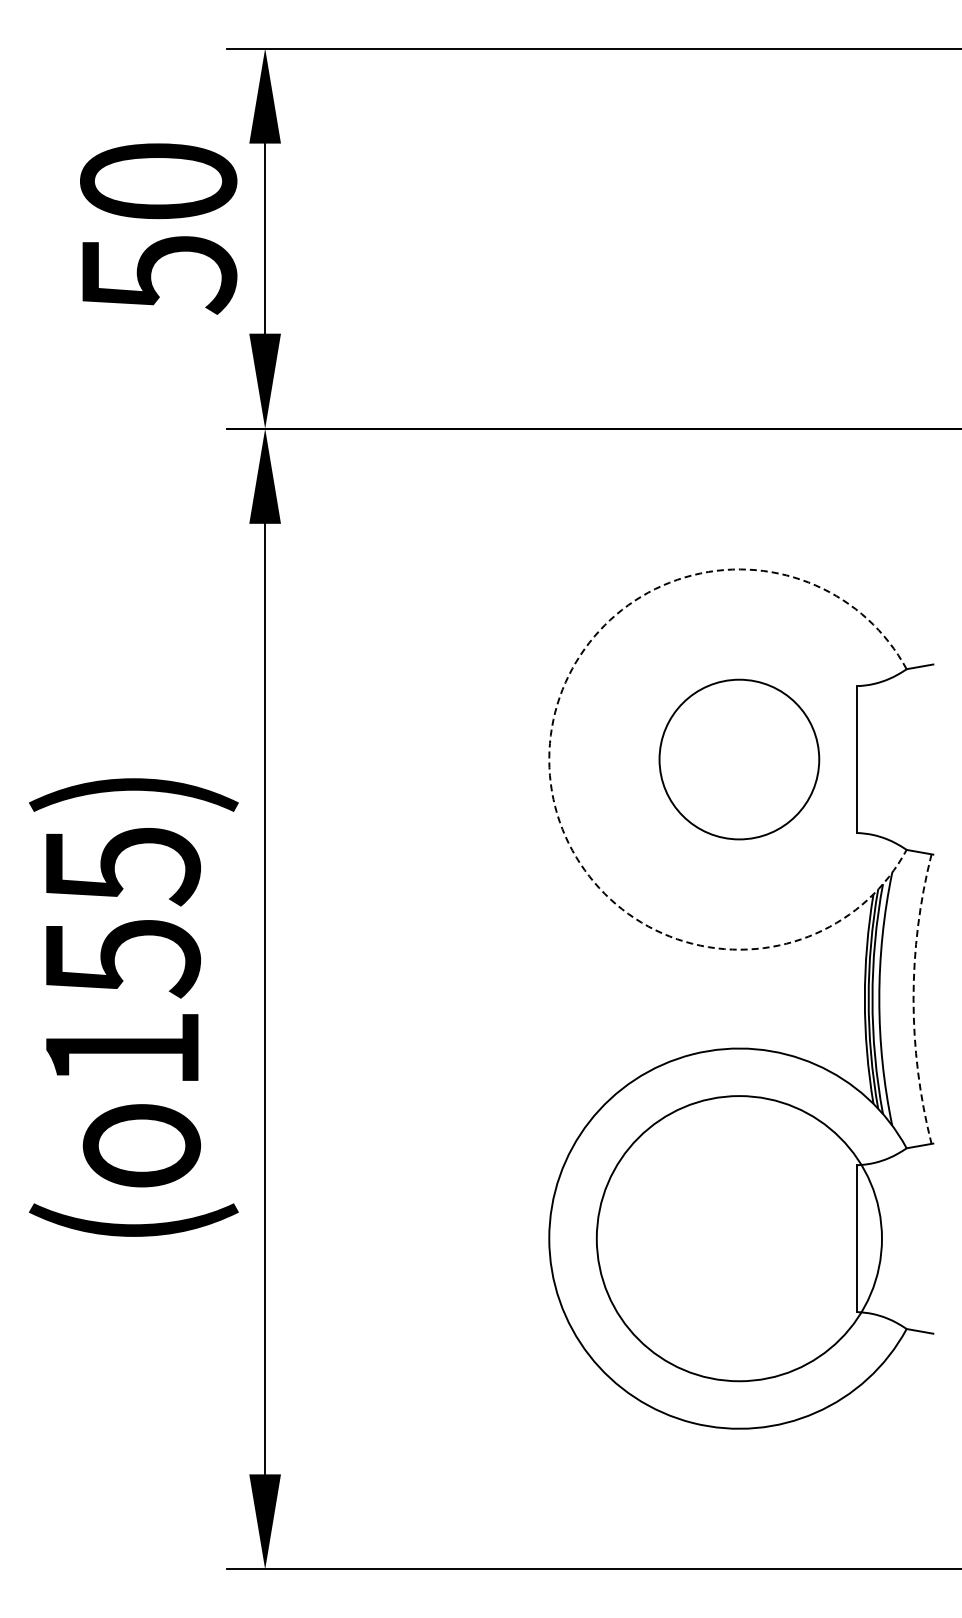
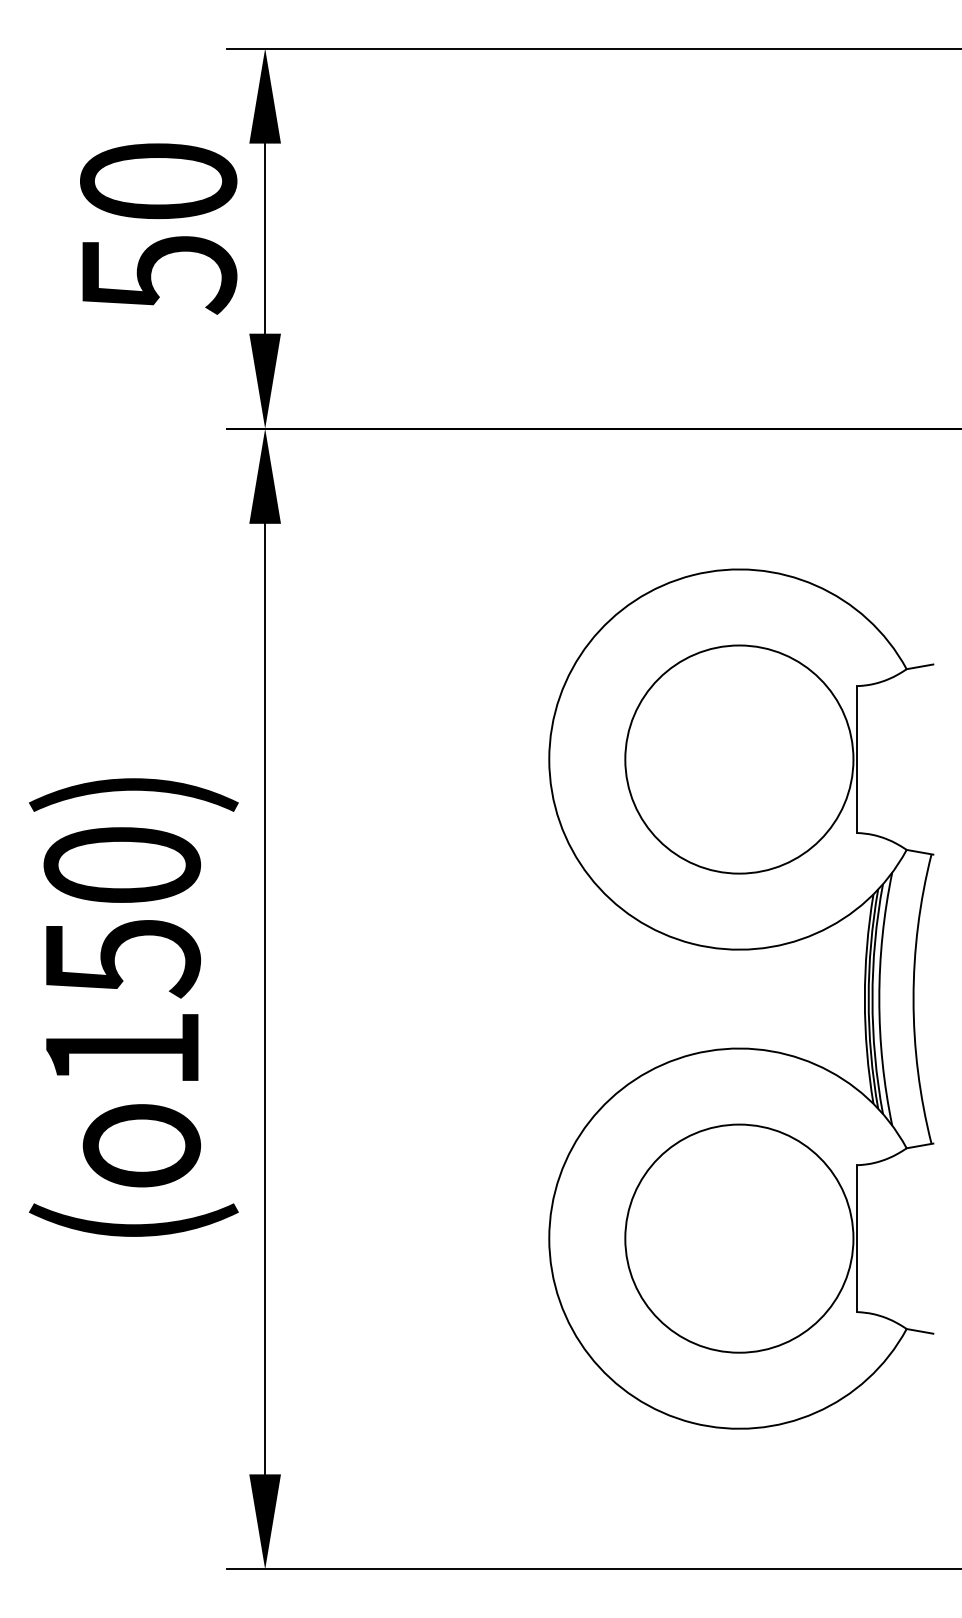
arc: dashed -> solid (549, 759)
circle diameter: 160 px -> 228 px (739, 759)
text: (o155) -> (o150) (122, 866)
arc: dashed -> solid (913, 999)
circle diameter: 285 px -> 228 px (739, 1238)
